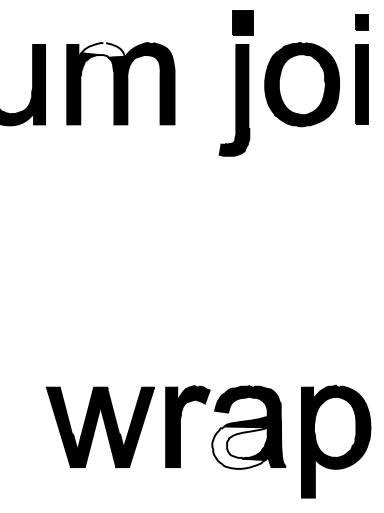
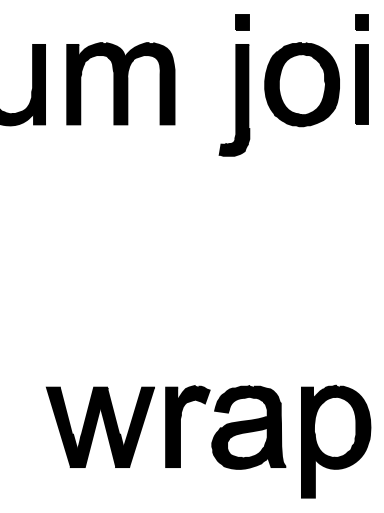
part size: 22x26 px -> 15x17 px (242, 22)
fill: none -> present (103, 50)
fill: none -> present (239, 447)
